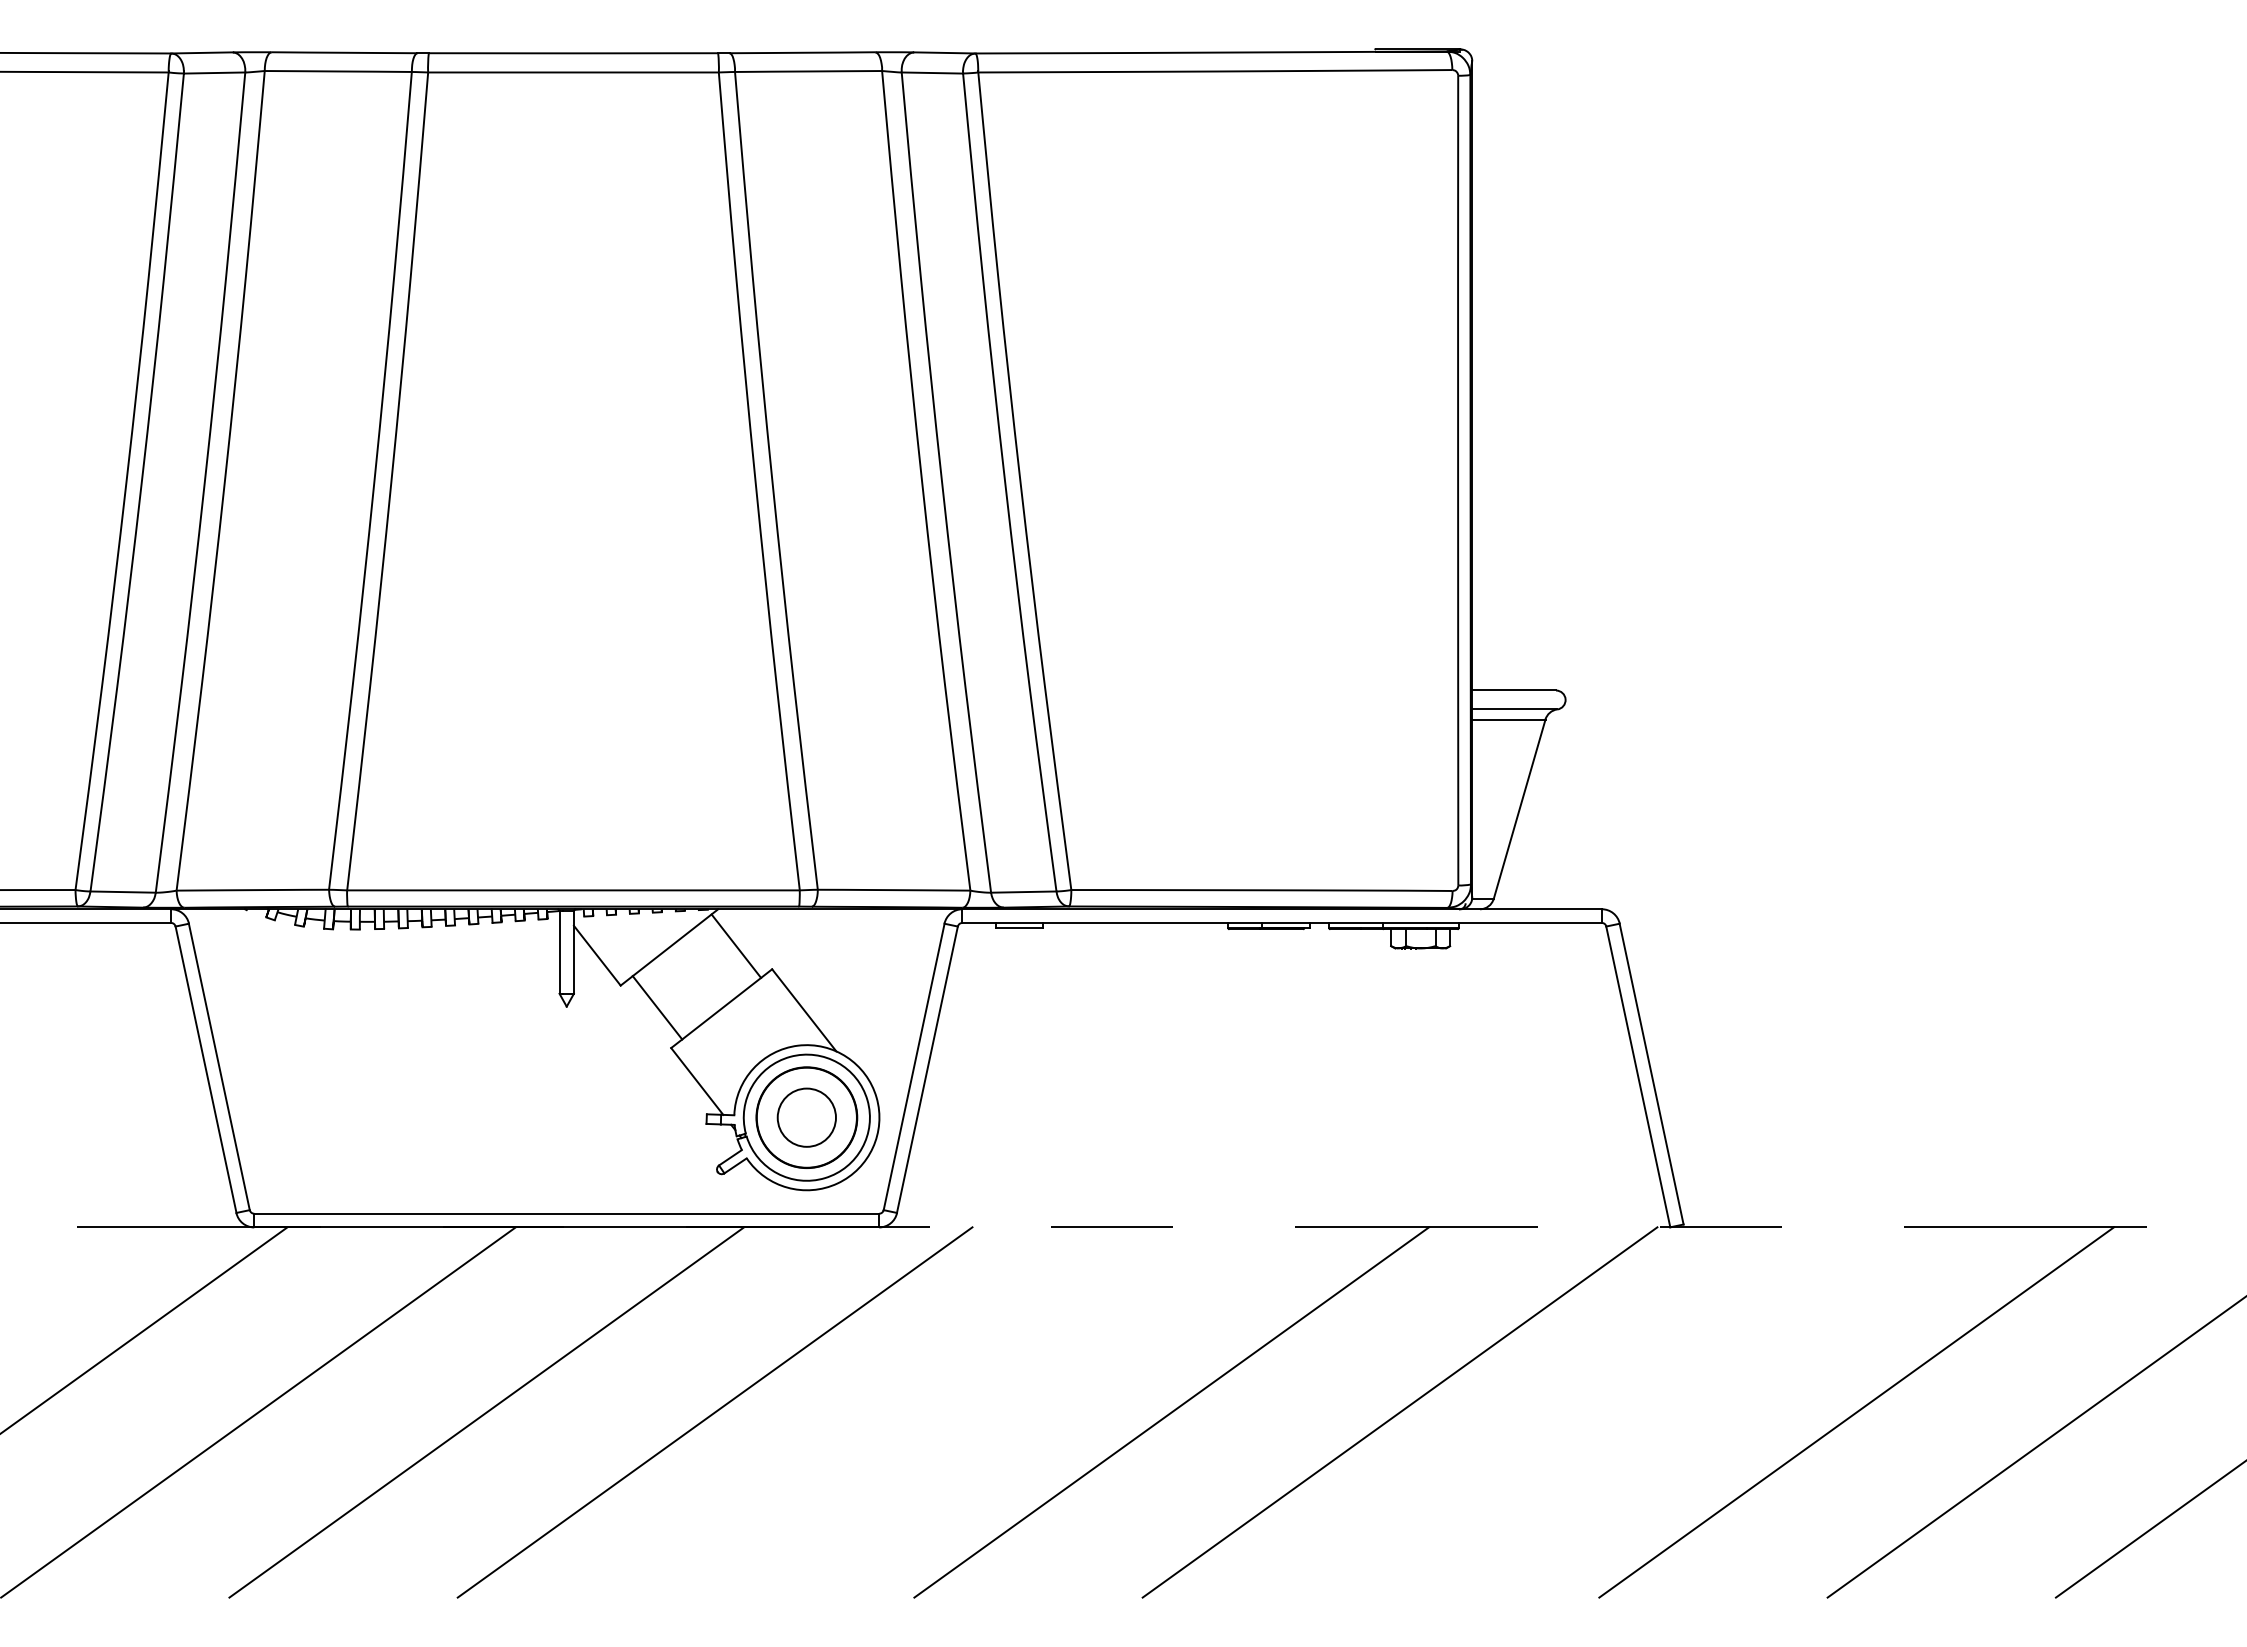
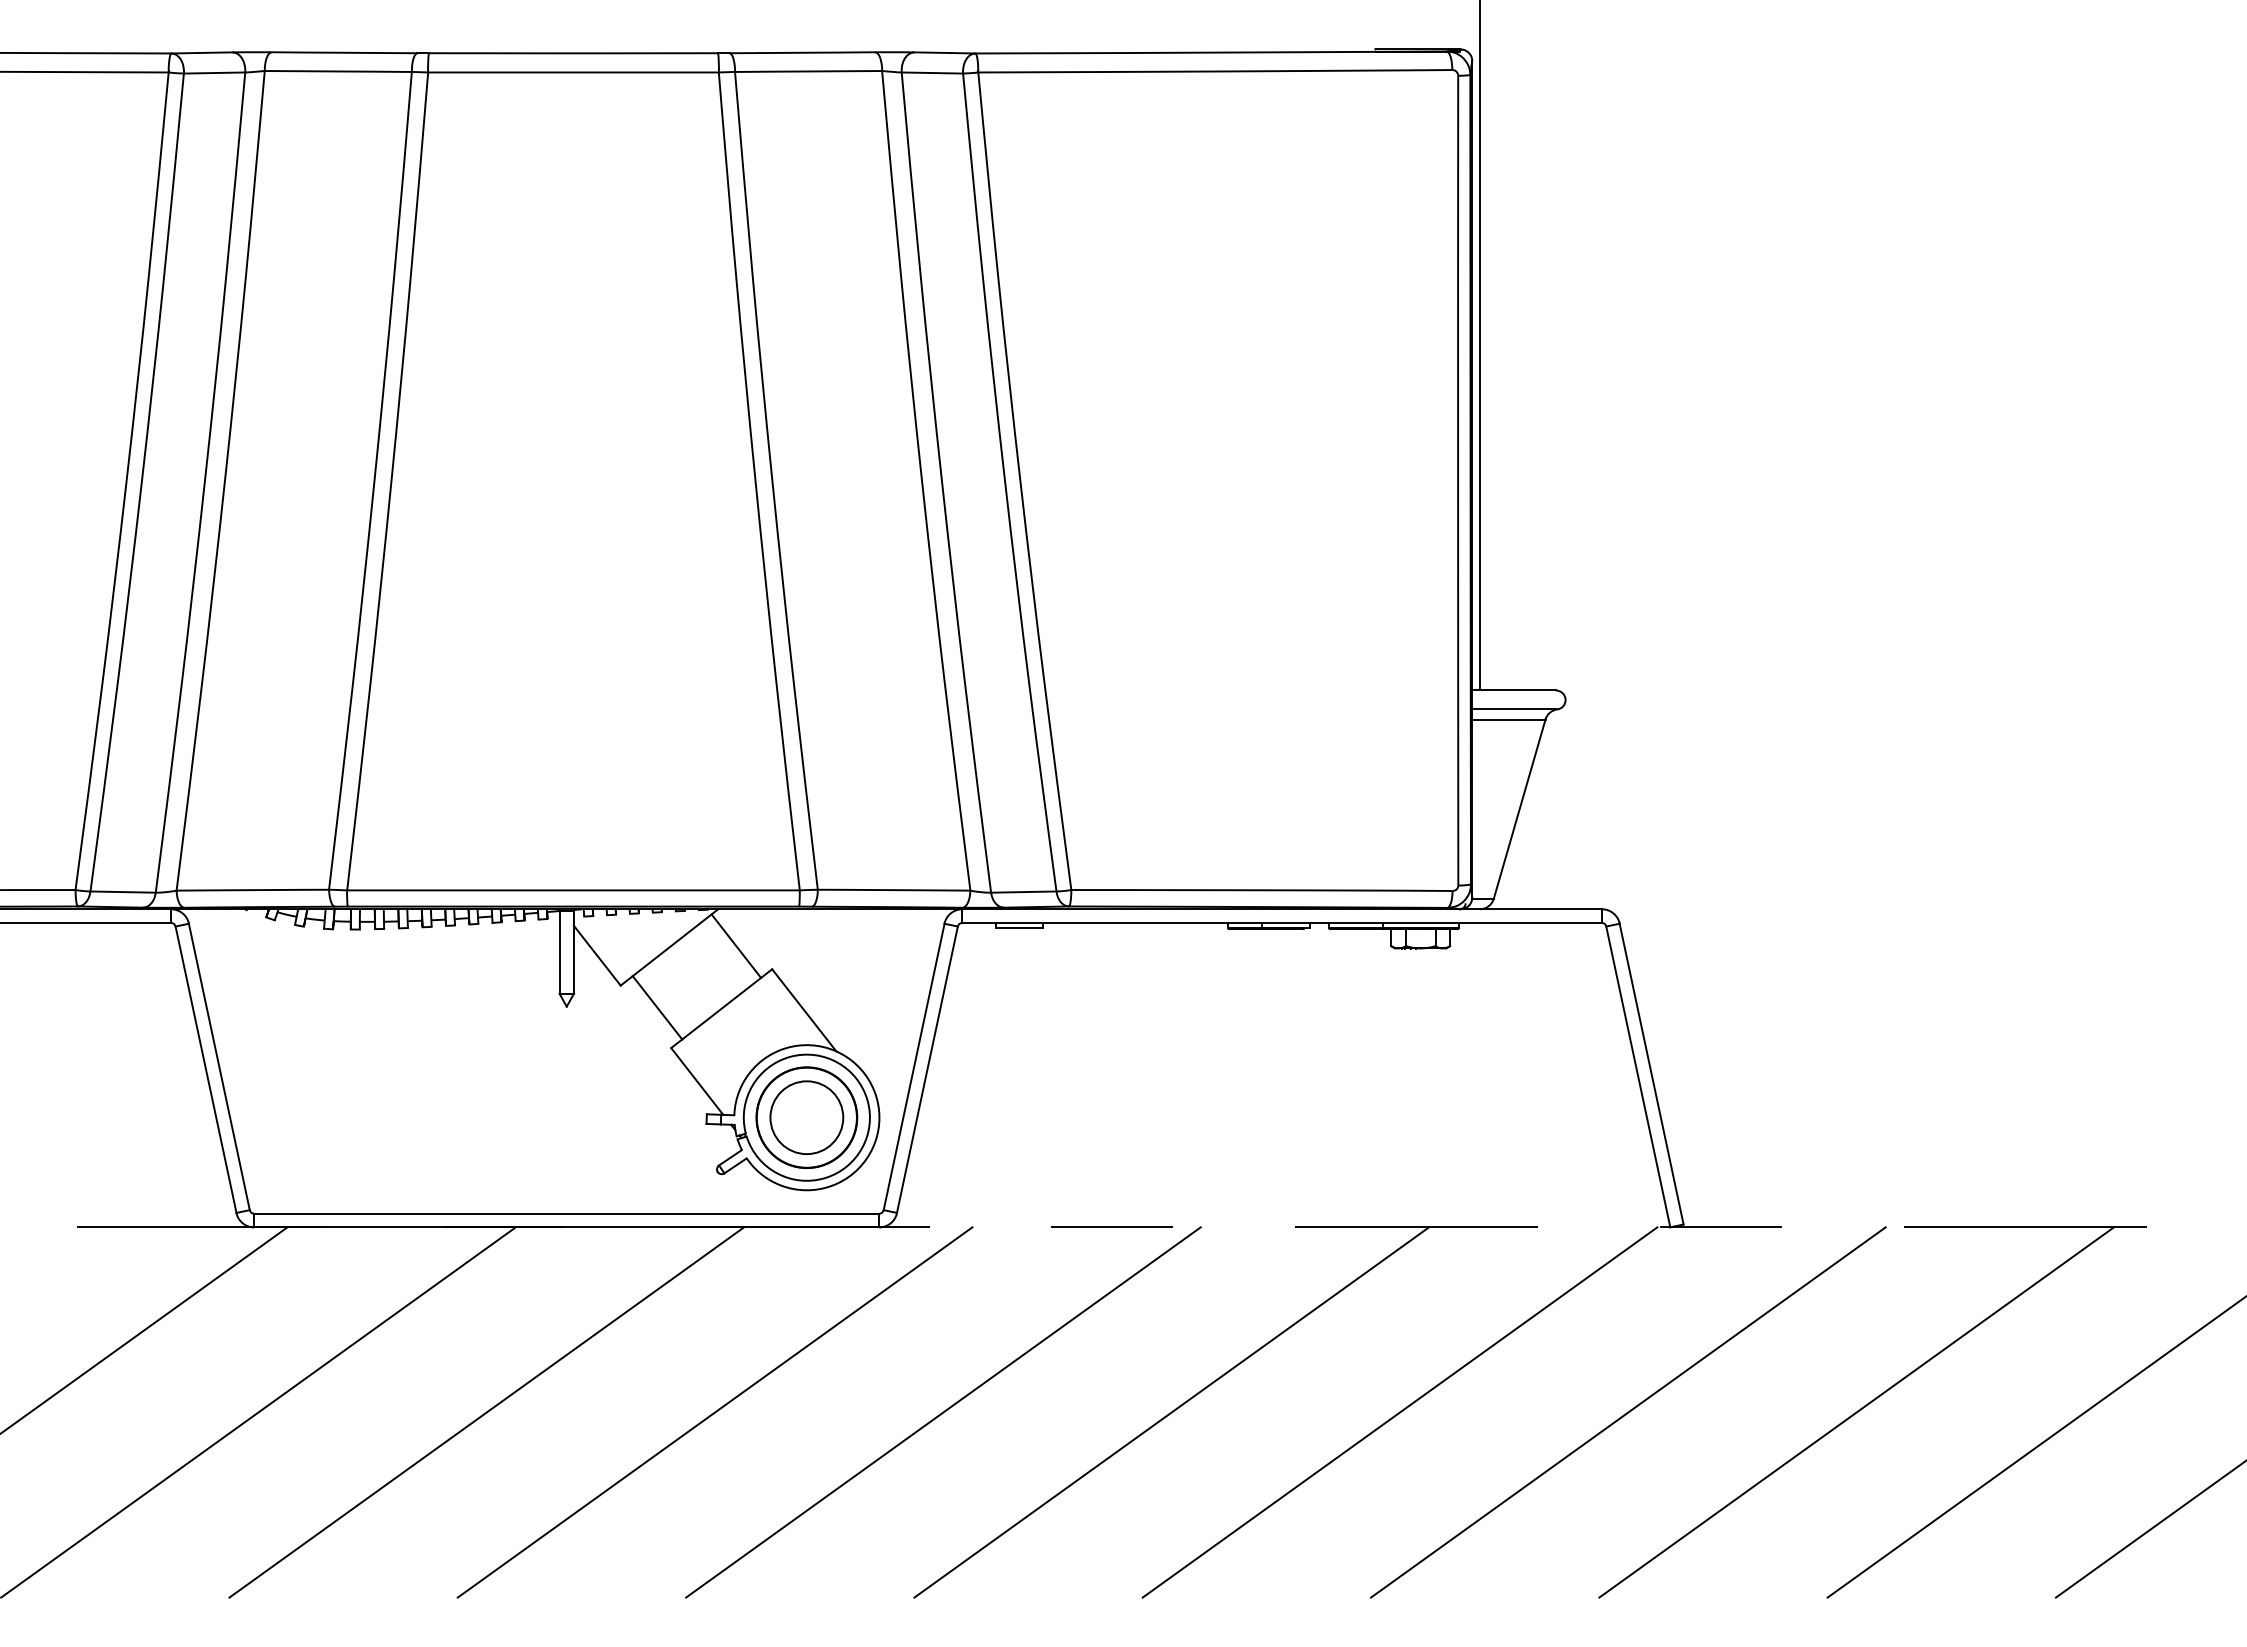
line: none -> present (1479, 346)
circle diameter: 58 px -> 73 px (806, 1117)
line: none -> present (943, 1412)
line: none -> present (1628, 1412)
